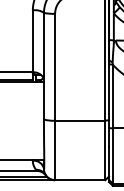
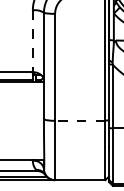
line: solid -> dashed (32, 41)
line: solid -> dashed (79, 120)
